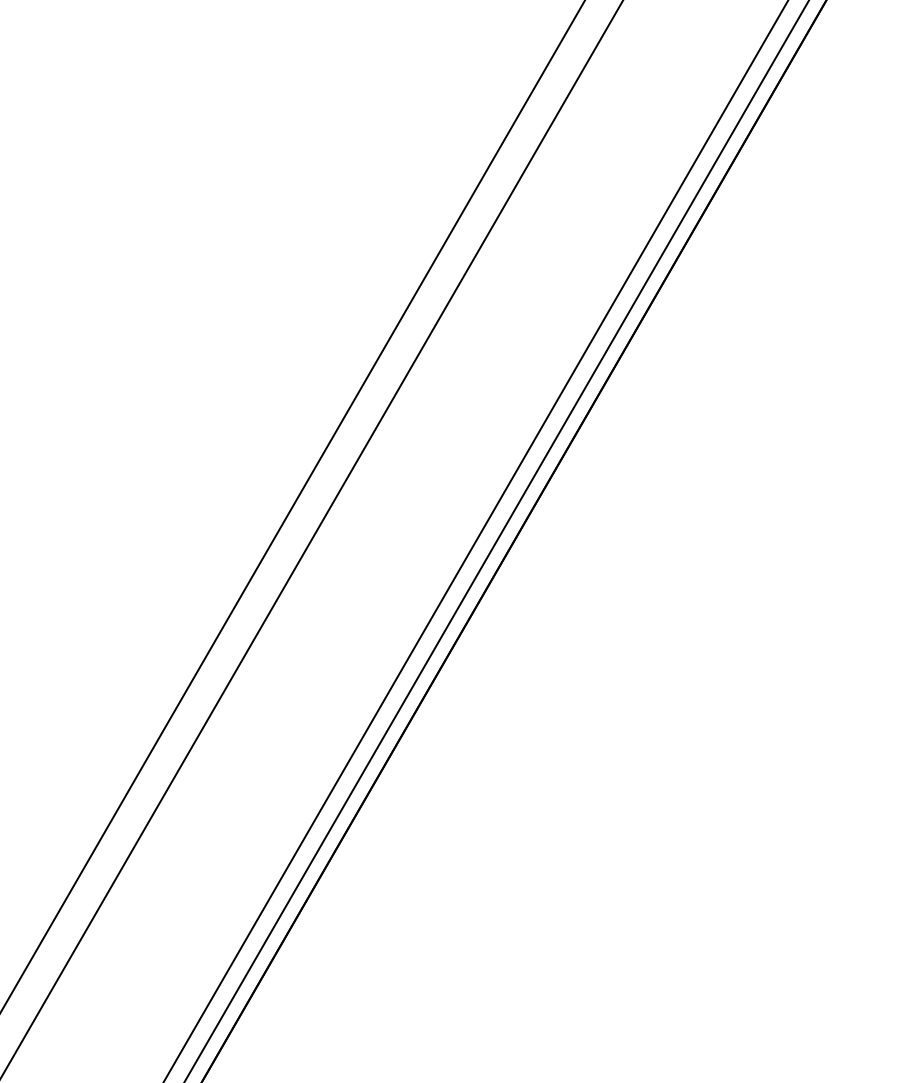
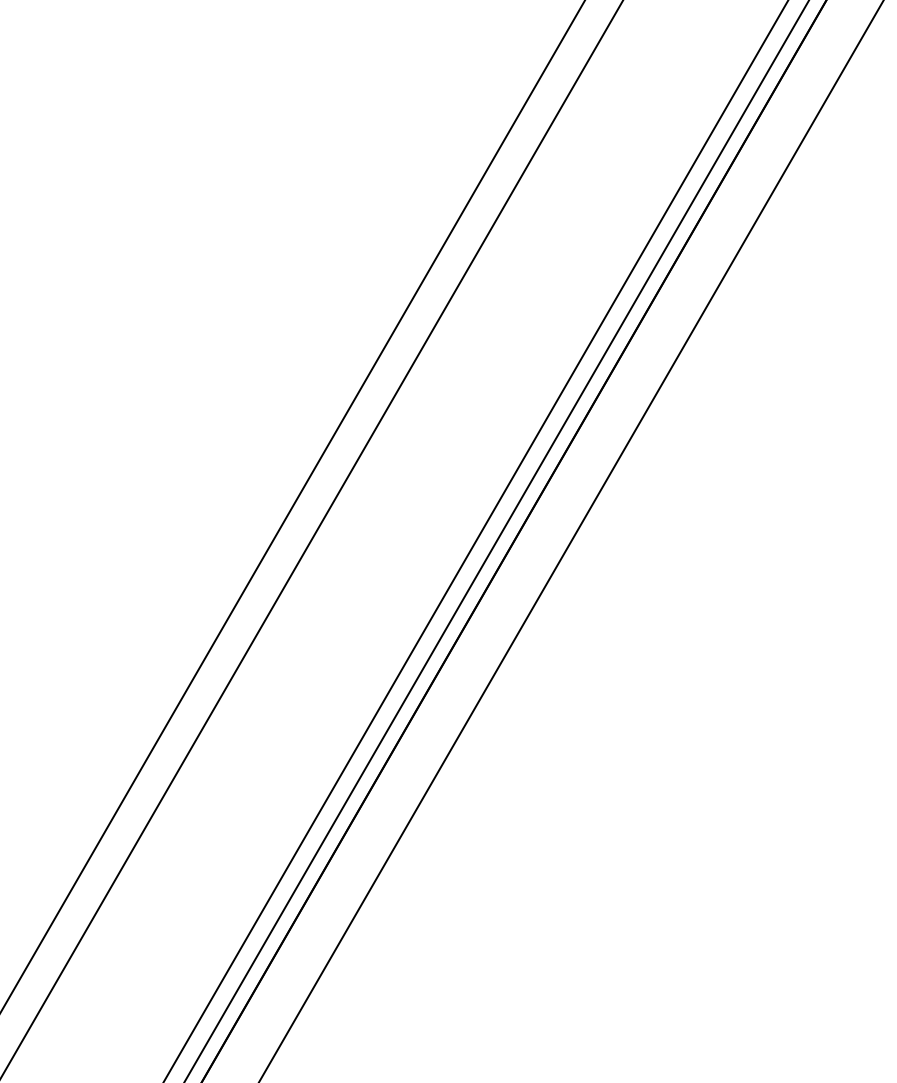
line: none -> present (571, 540)
